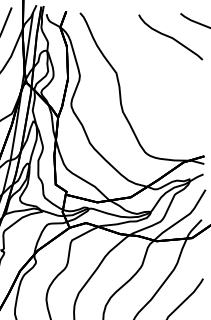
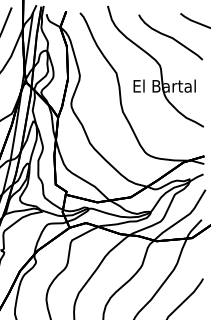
part: none -> present (155, 66)
